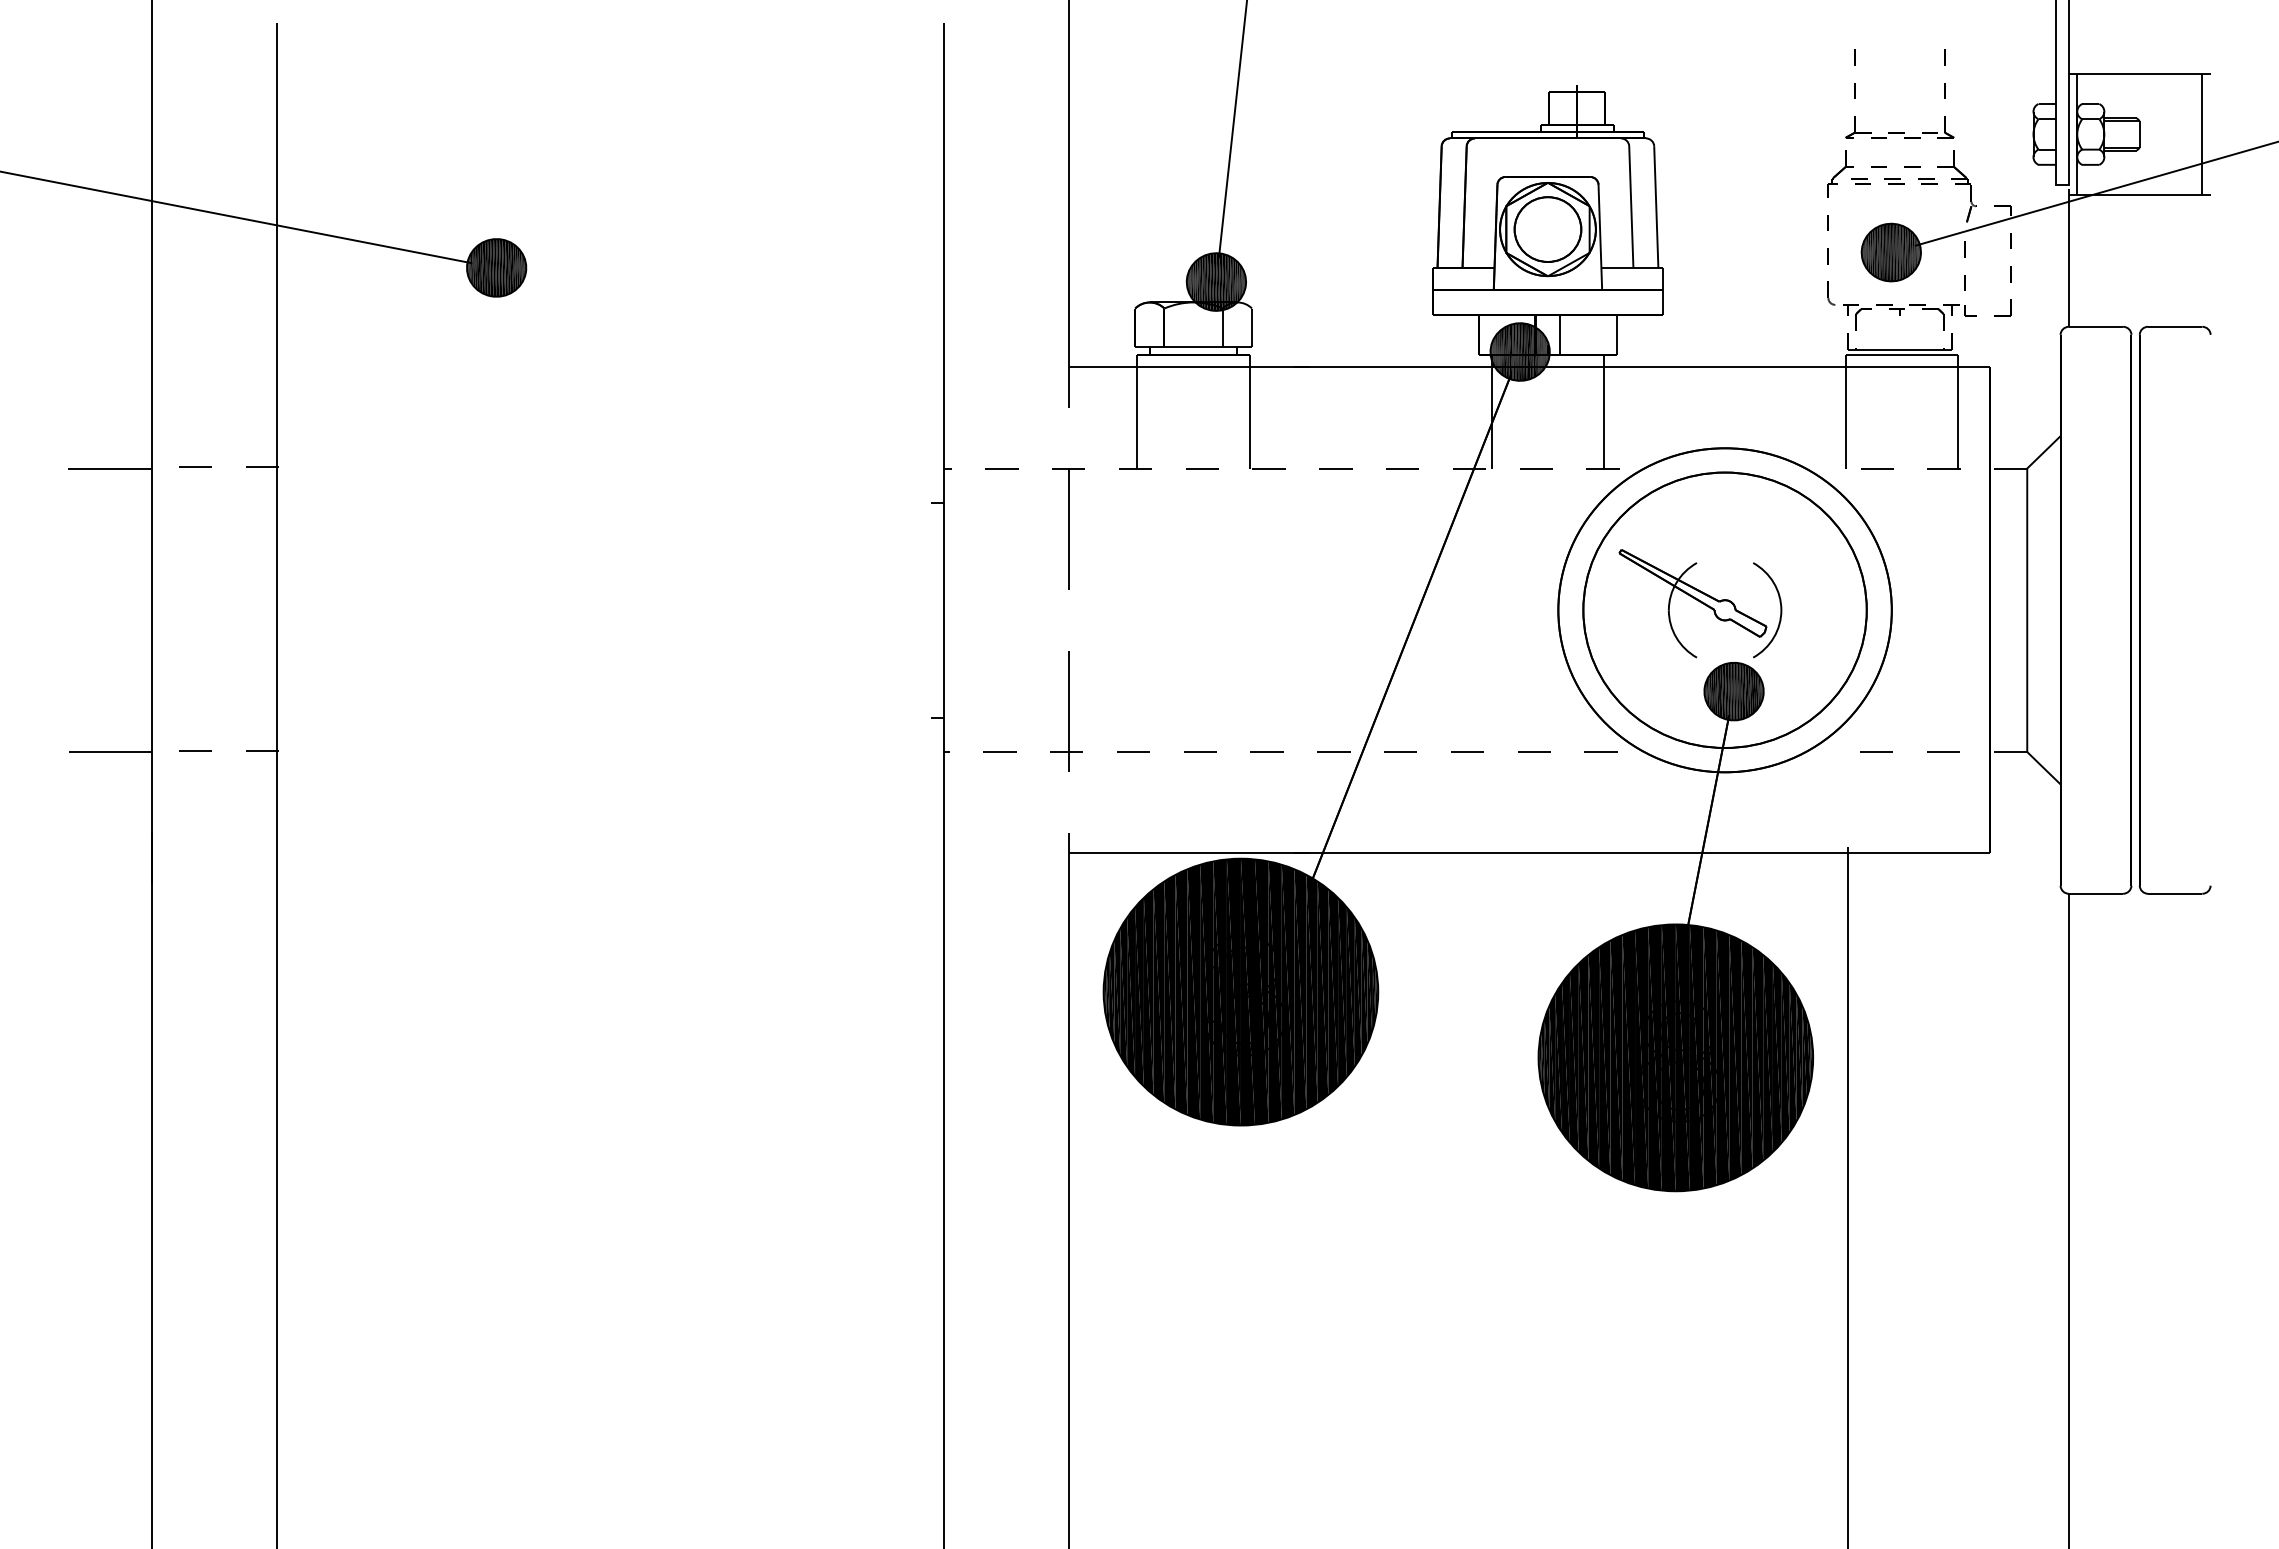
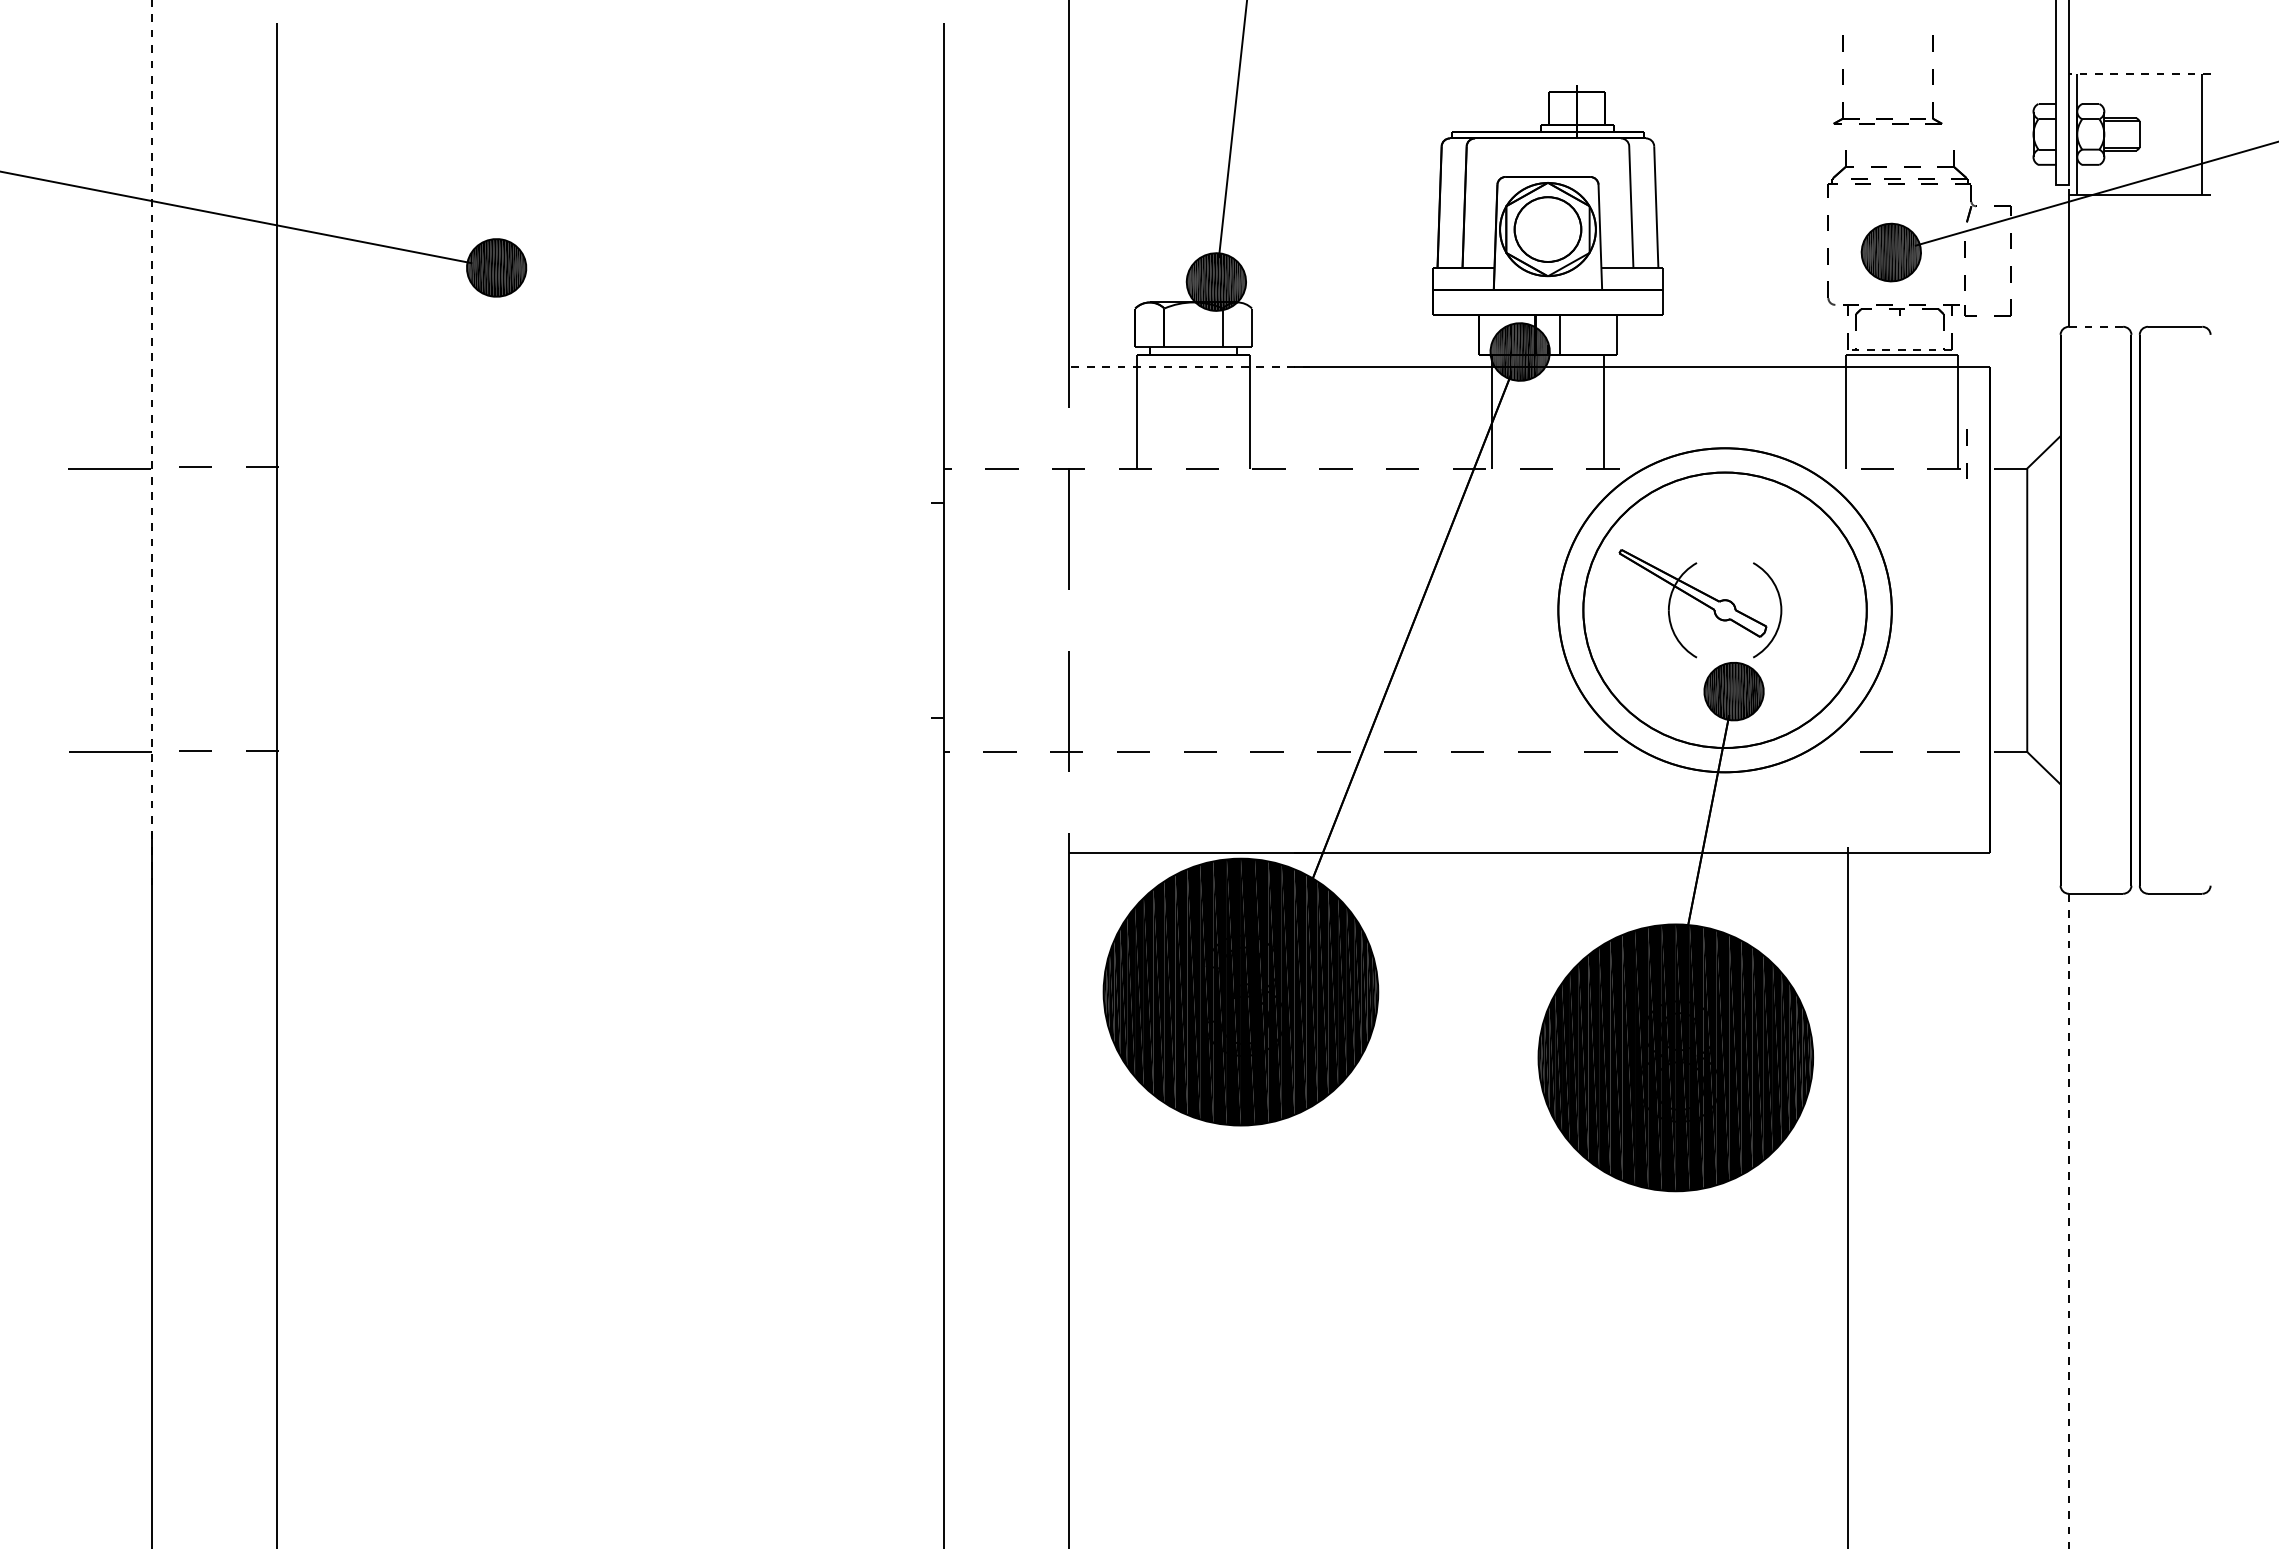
line: solid -> dashed (2139, 73)
part position: (1899, 132) -> (1887, 118) (1887, 118)
line: solid -> dashed (2095, 326)
line: solid -> dashed (1899, 349)
line: solid -> dashed (1189, 367)
line: solid -> dashed (151, 442)
line: none -> present (1966, 445)
line: solid -> dashed (2068, 1222)
